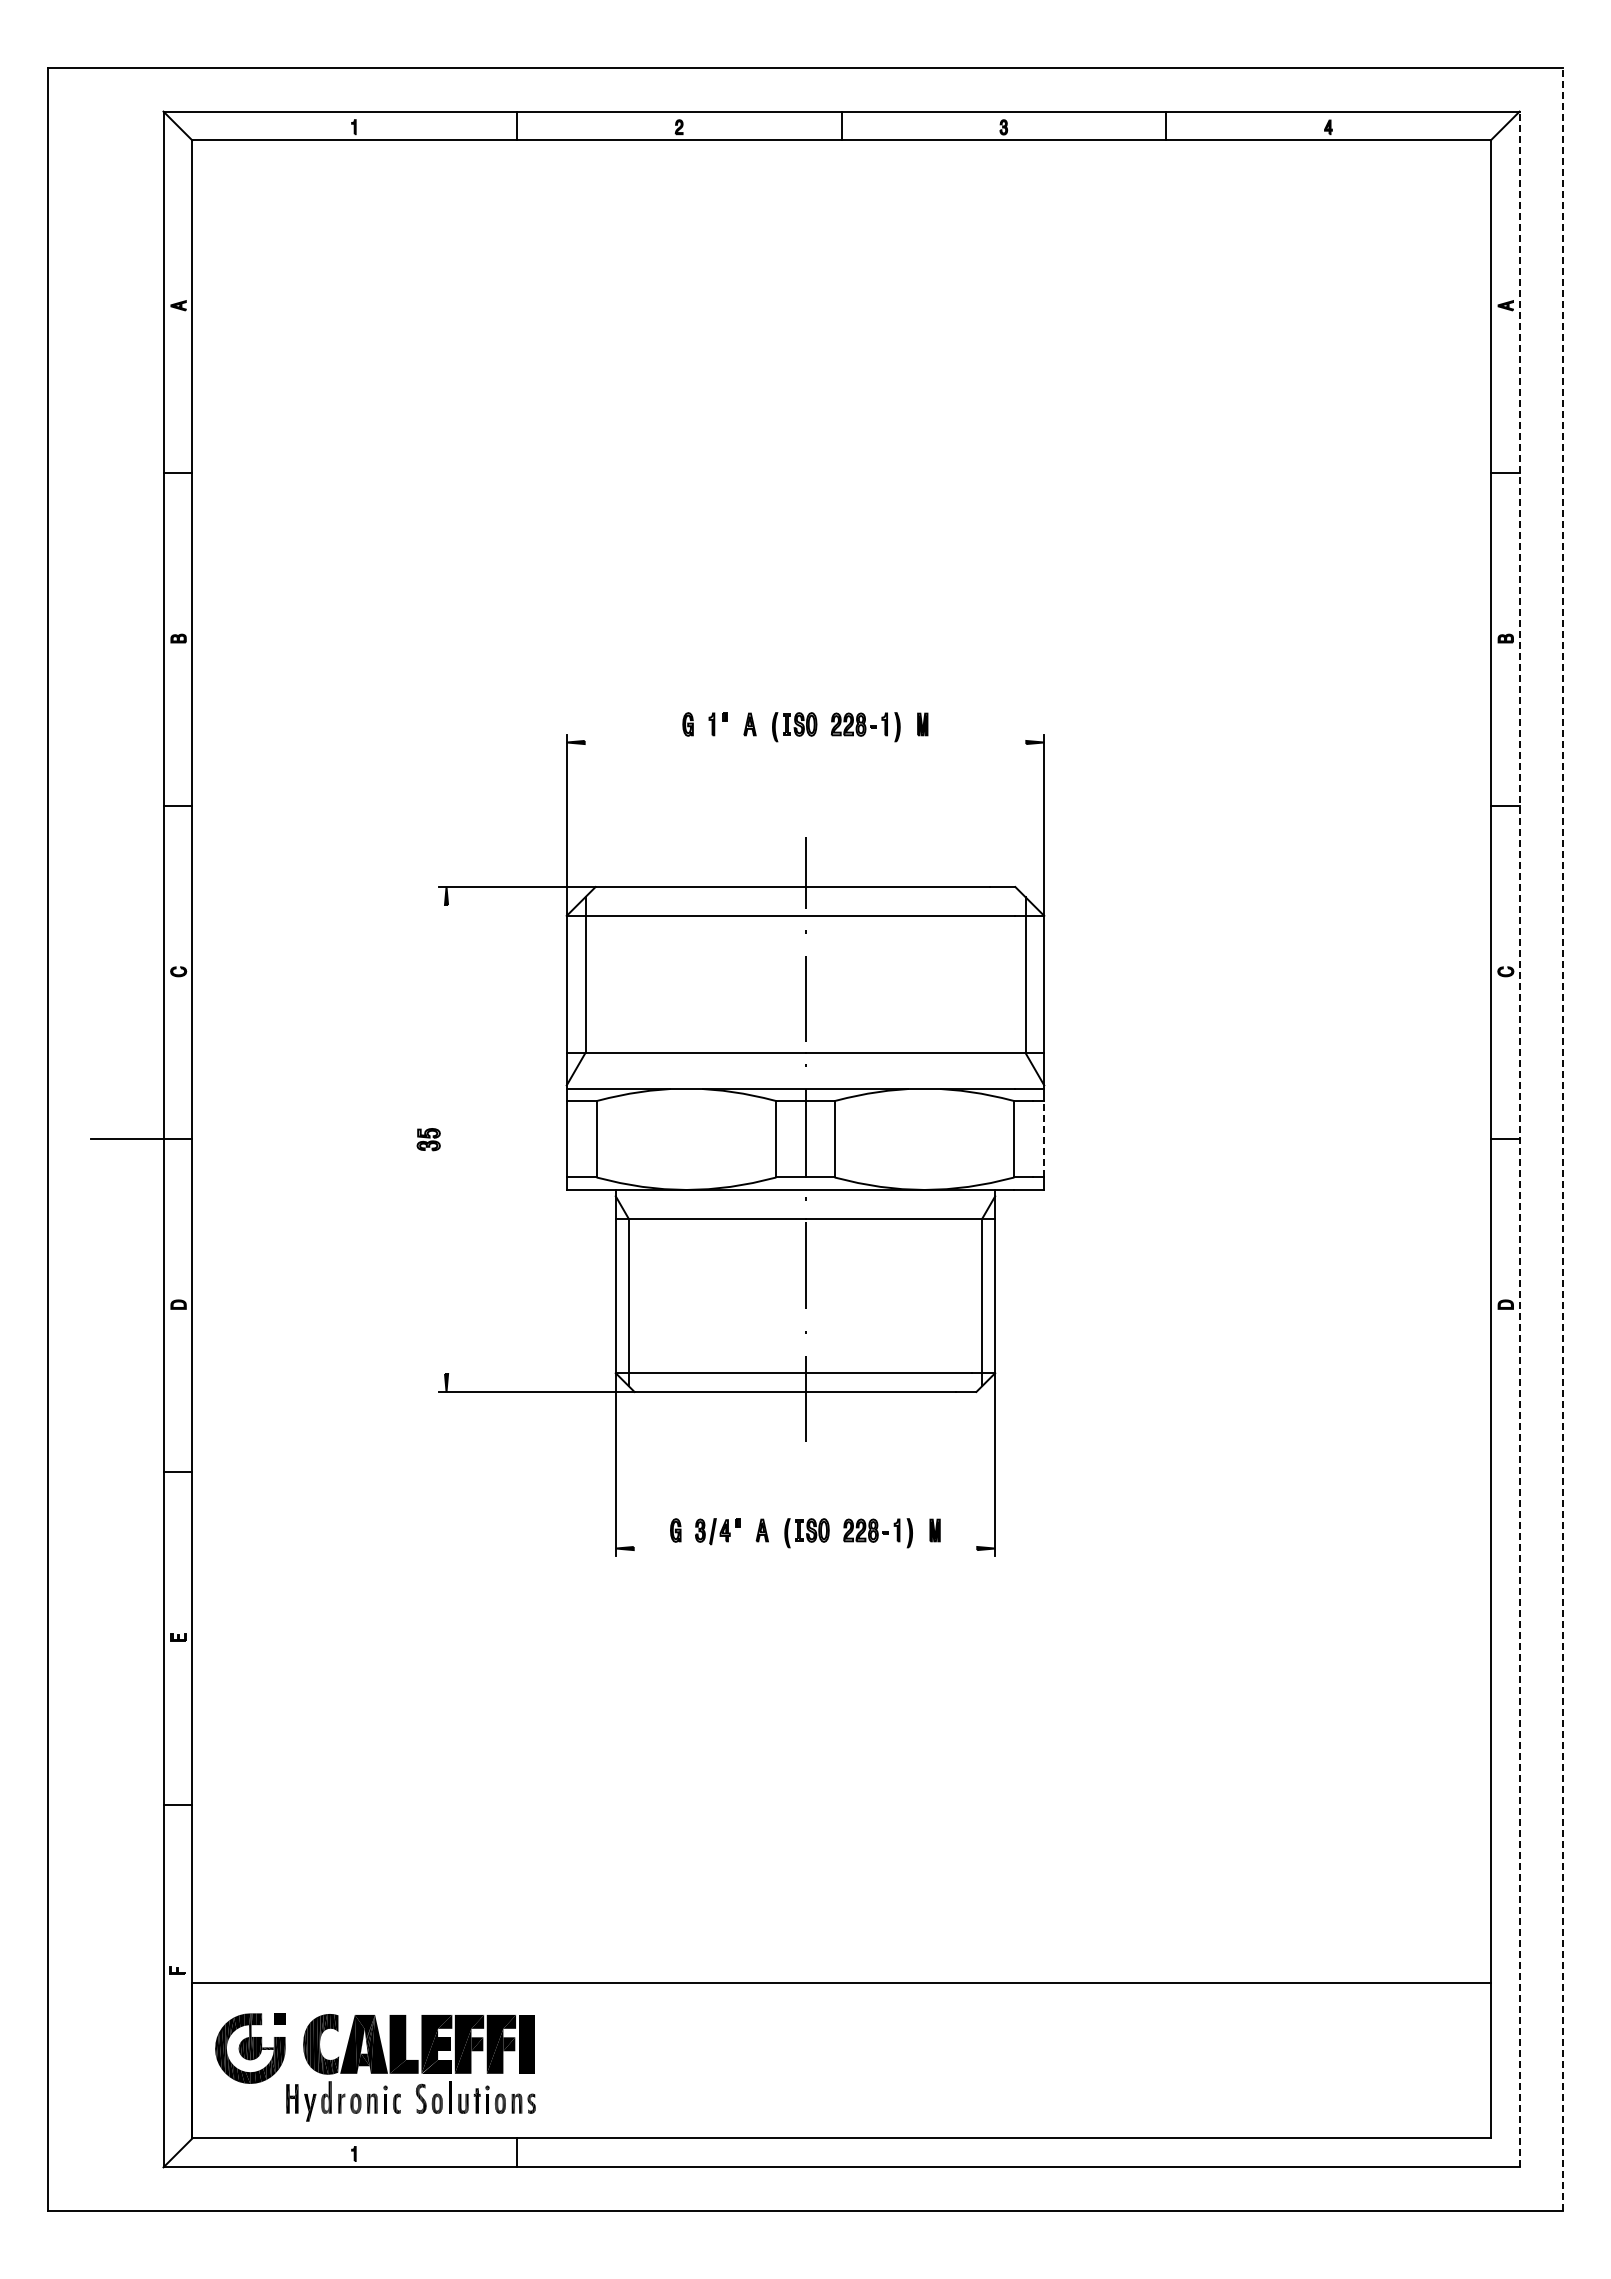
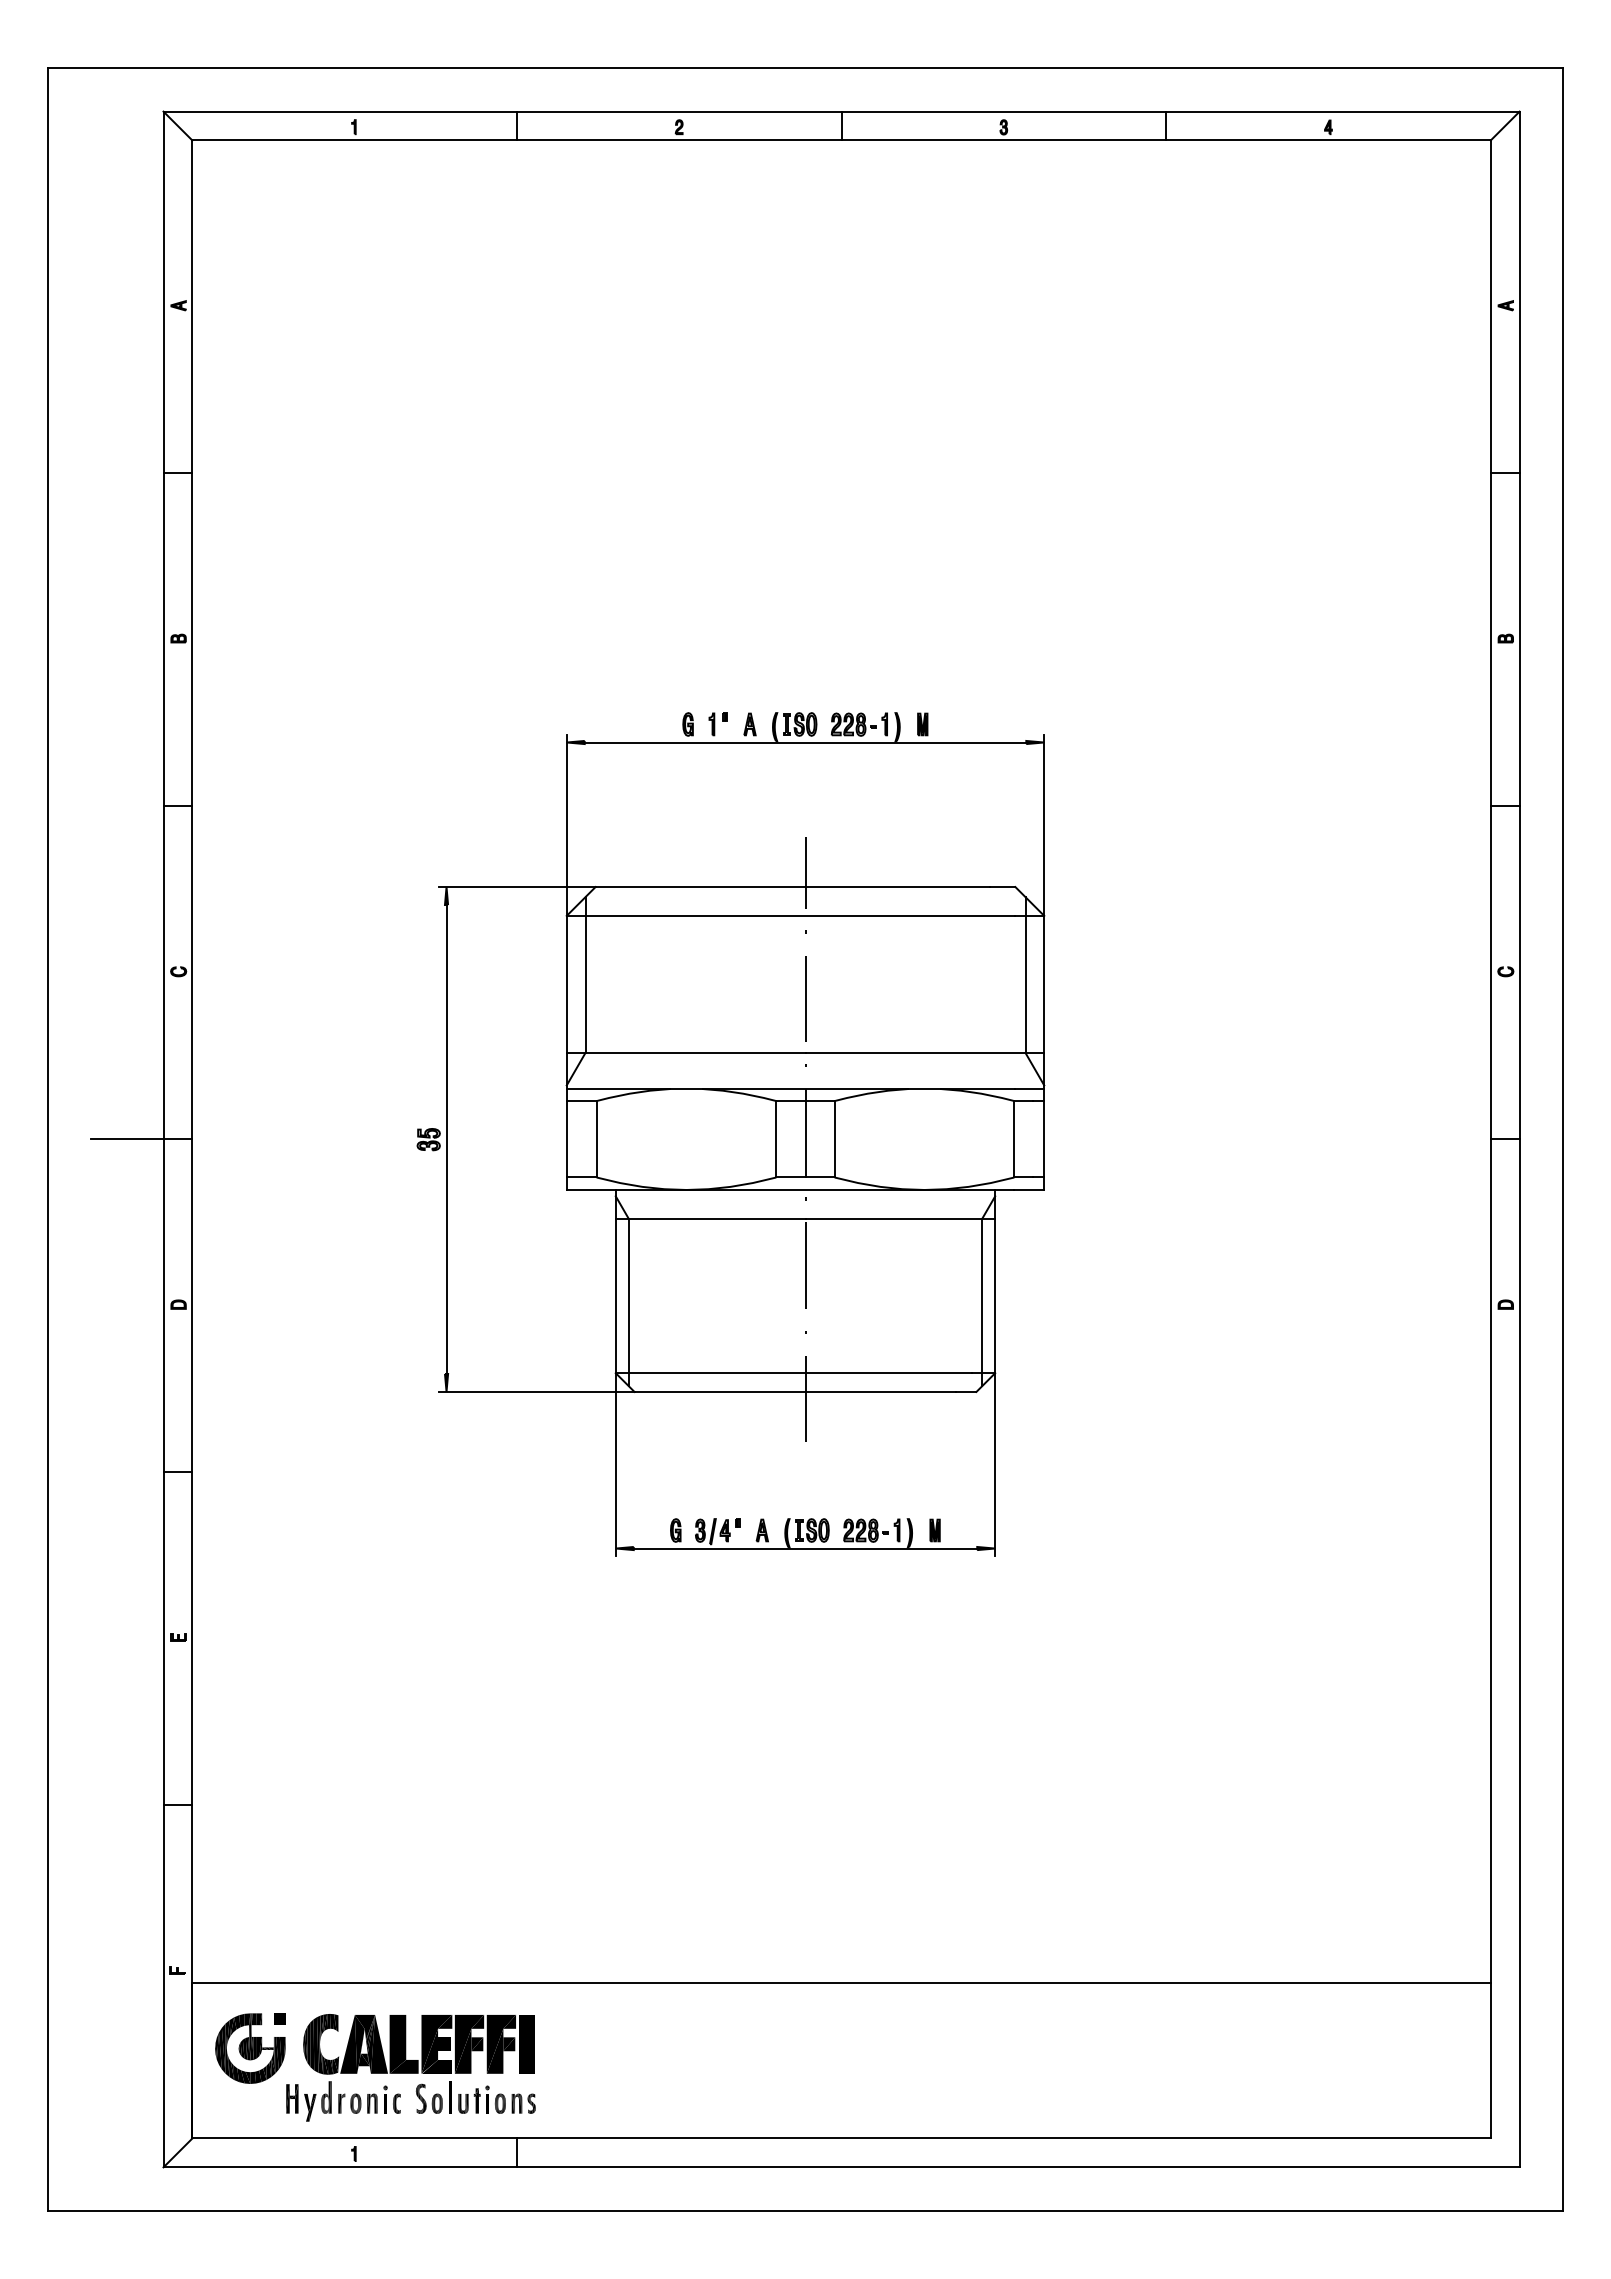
line: none -> present (805, 742)
line: dashed -> solid (1043, 1138)
line: none -> present (446, 1139)
line: dashed -> solid (1519, 1139)
line: dashed -> solid (1562, 1139)
line: none -> present (805, 1548)
